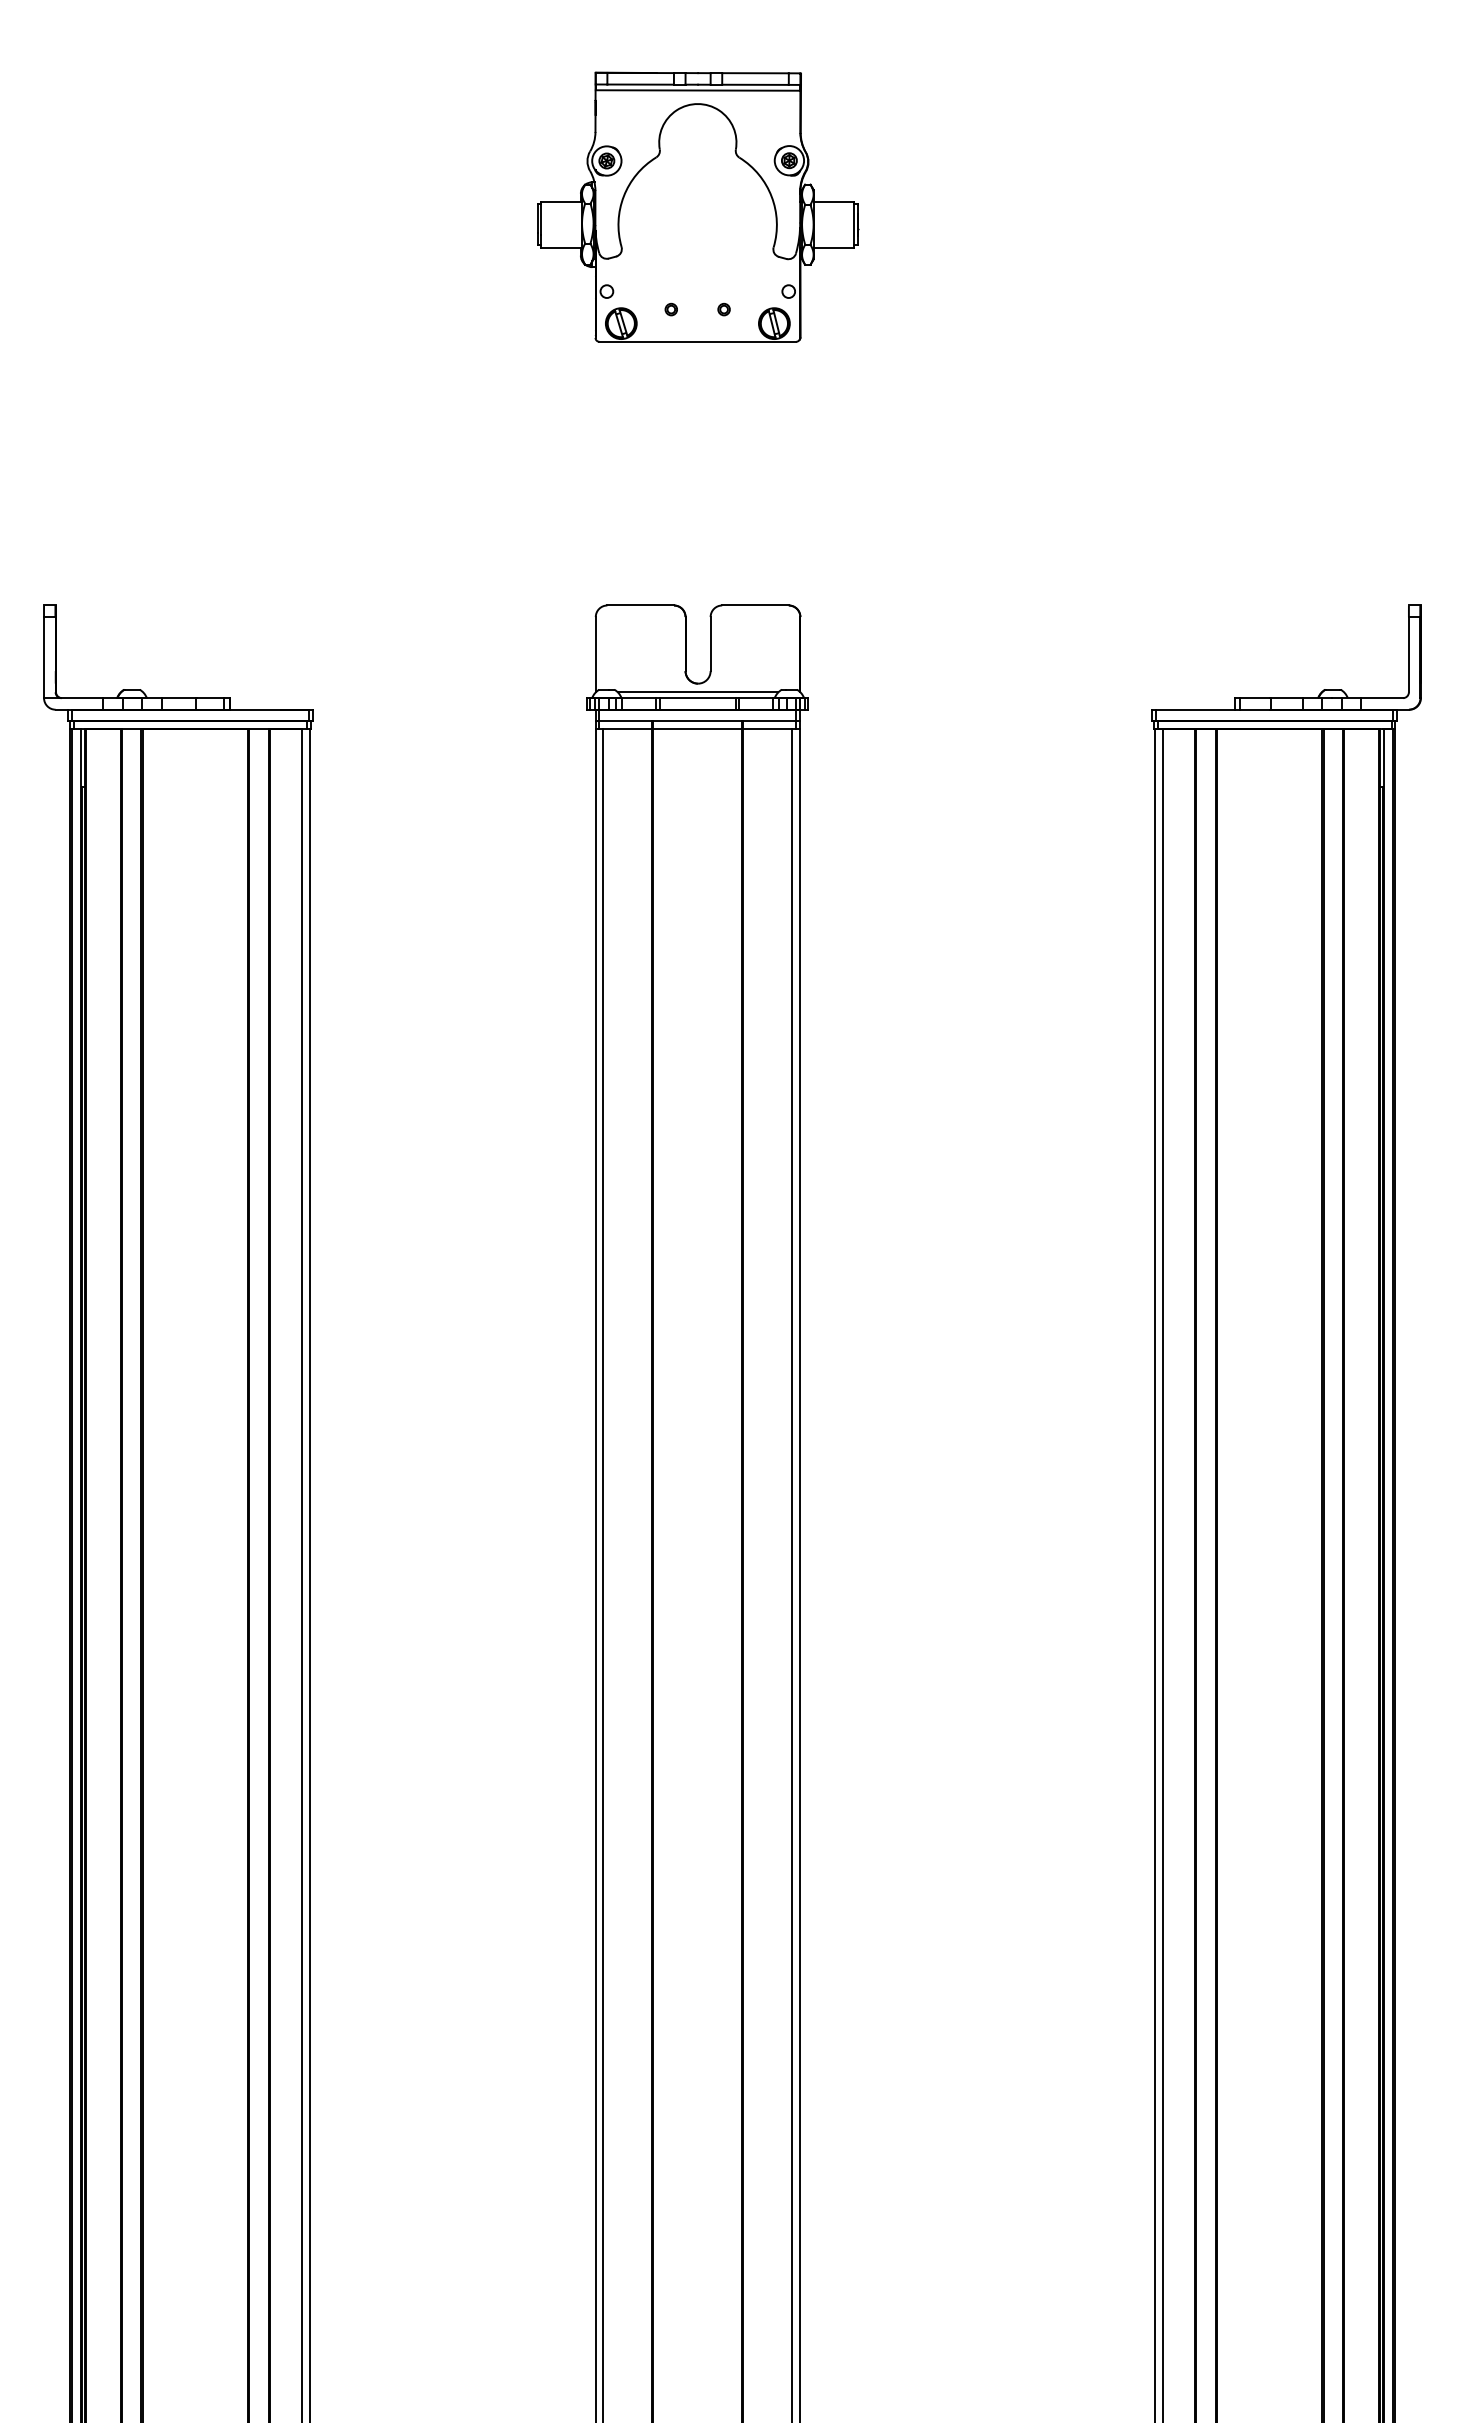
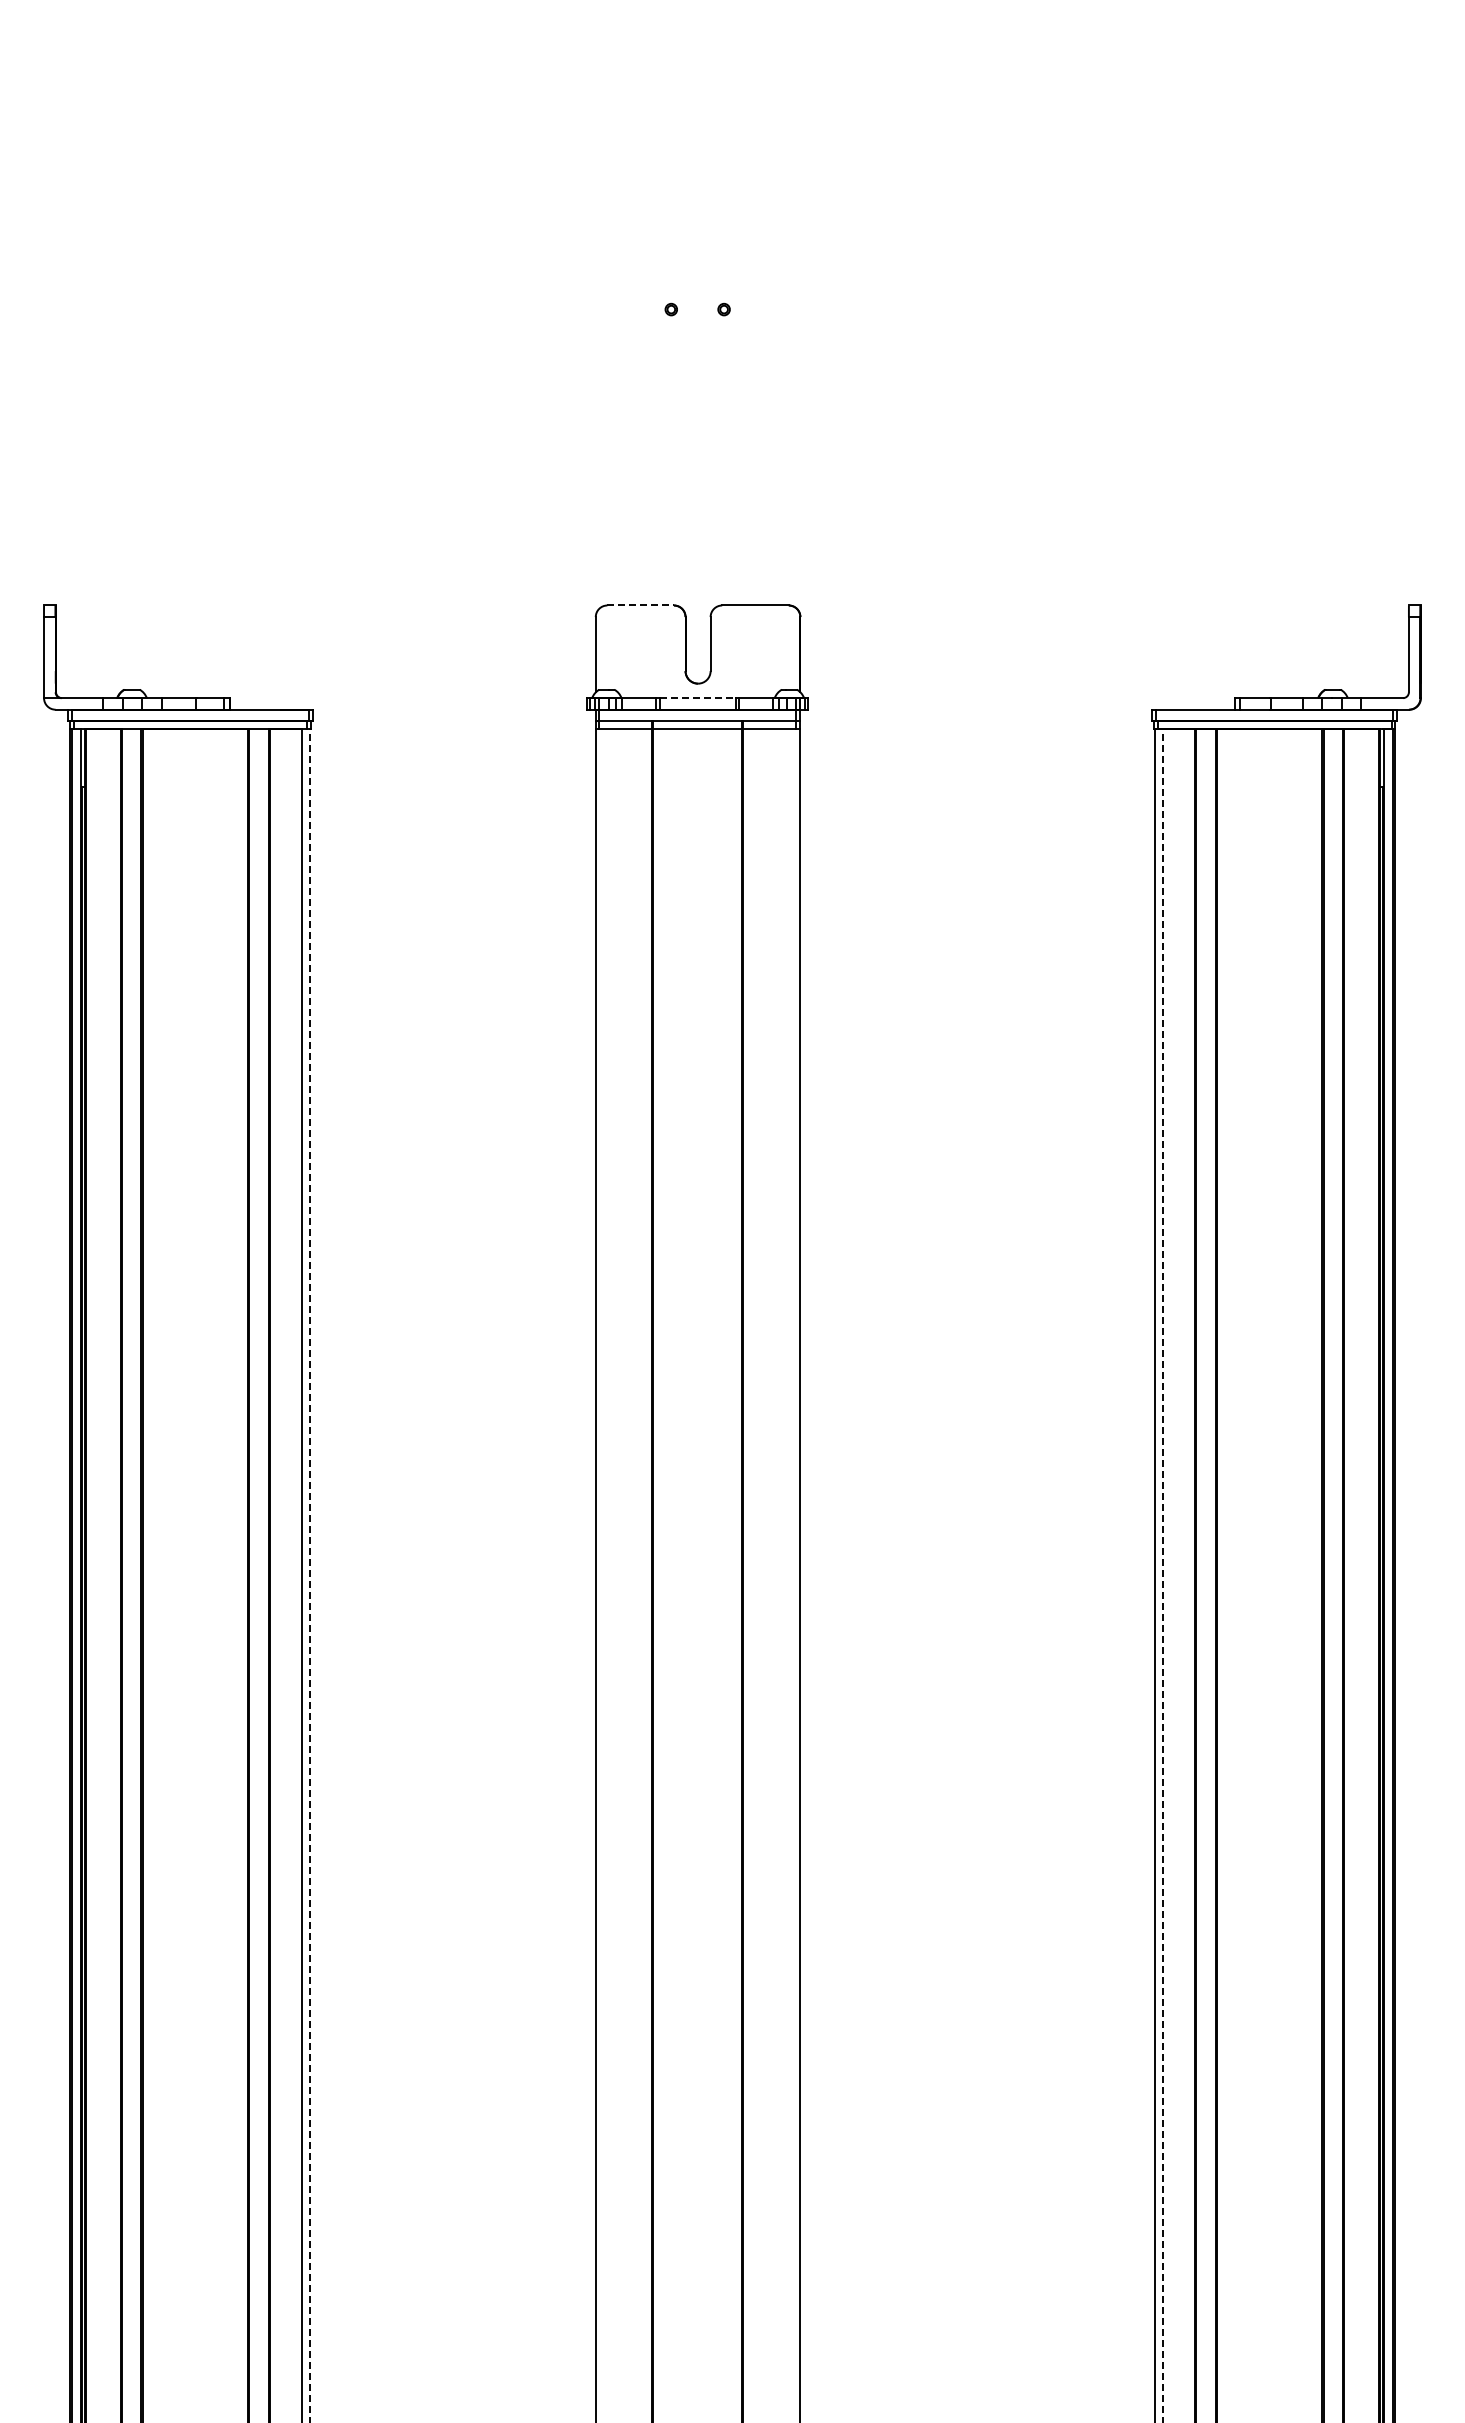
part: present -> none (698, 206)
line: solid -> dashed (641, 605)
line: present -> none (697, 692)
line: solid -> dashed (697, 698)
line: present -> none (603, 1574)
line: present -> none (792, 1574)
line: solid -> dashed (309, 1575)
line: solid -> dashed (1162, 1575)
